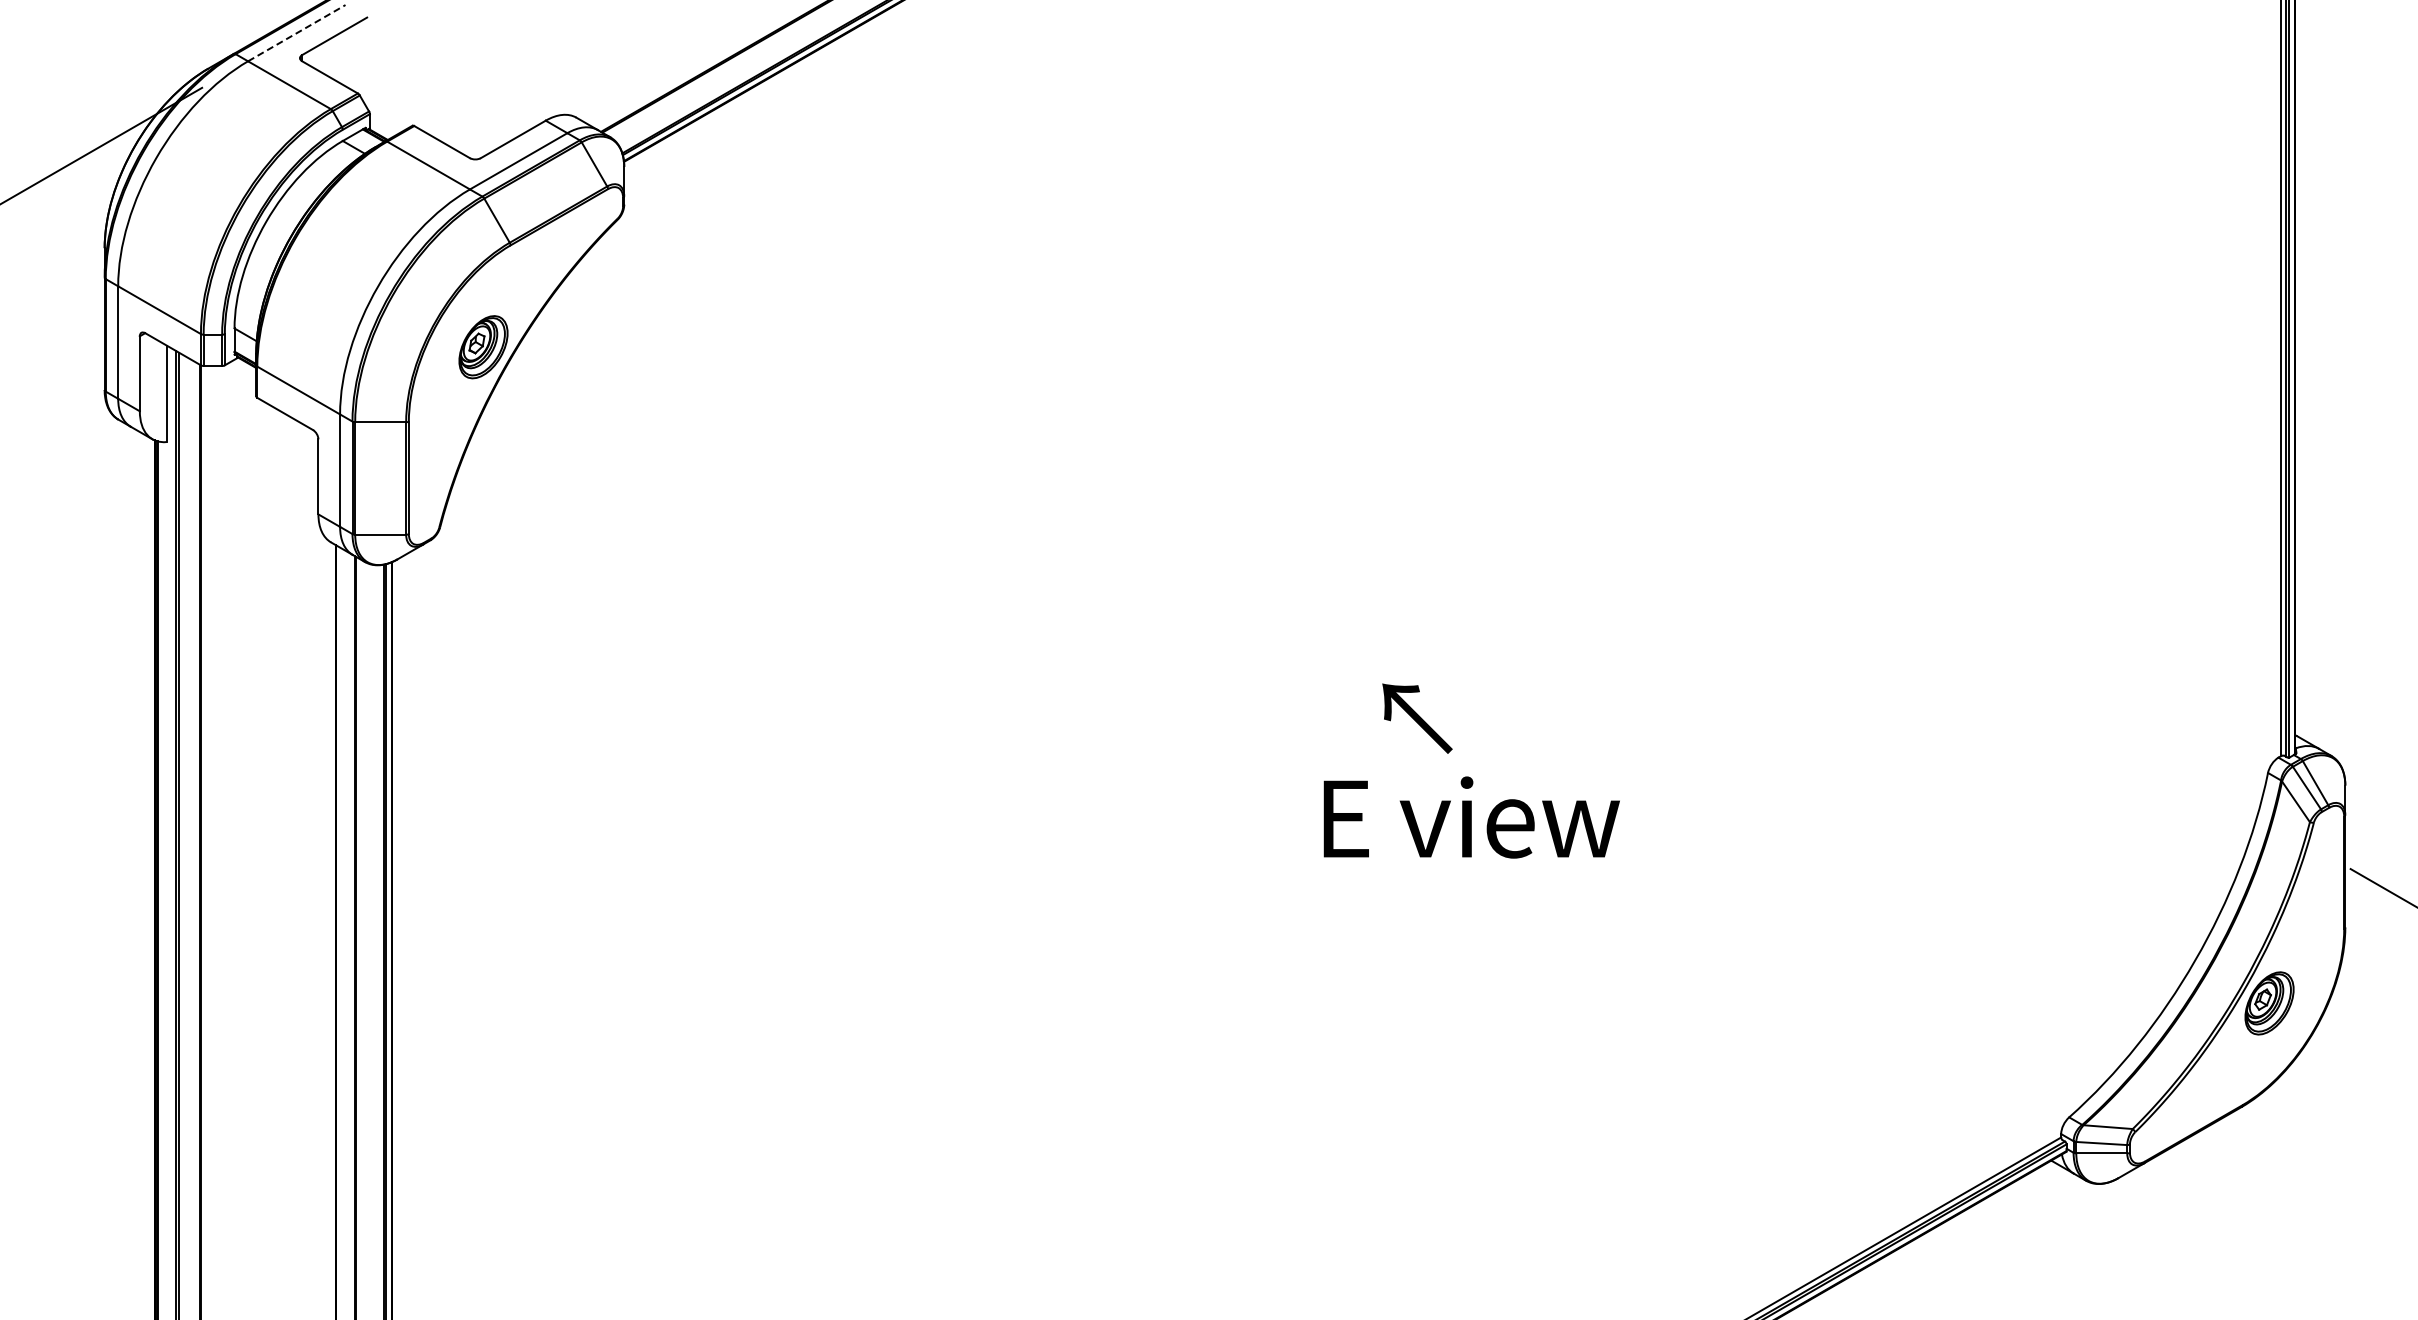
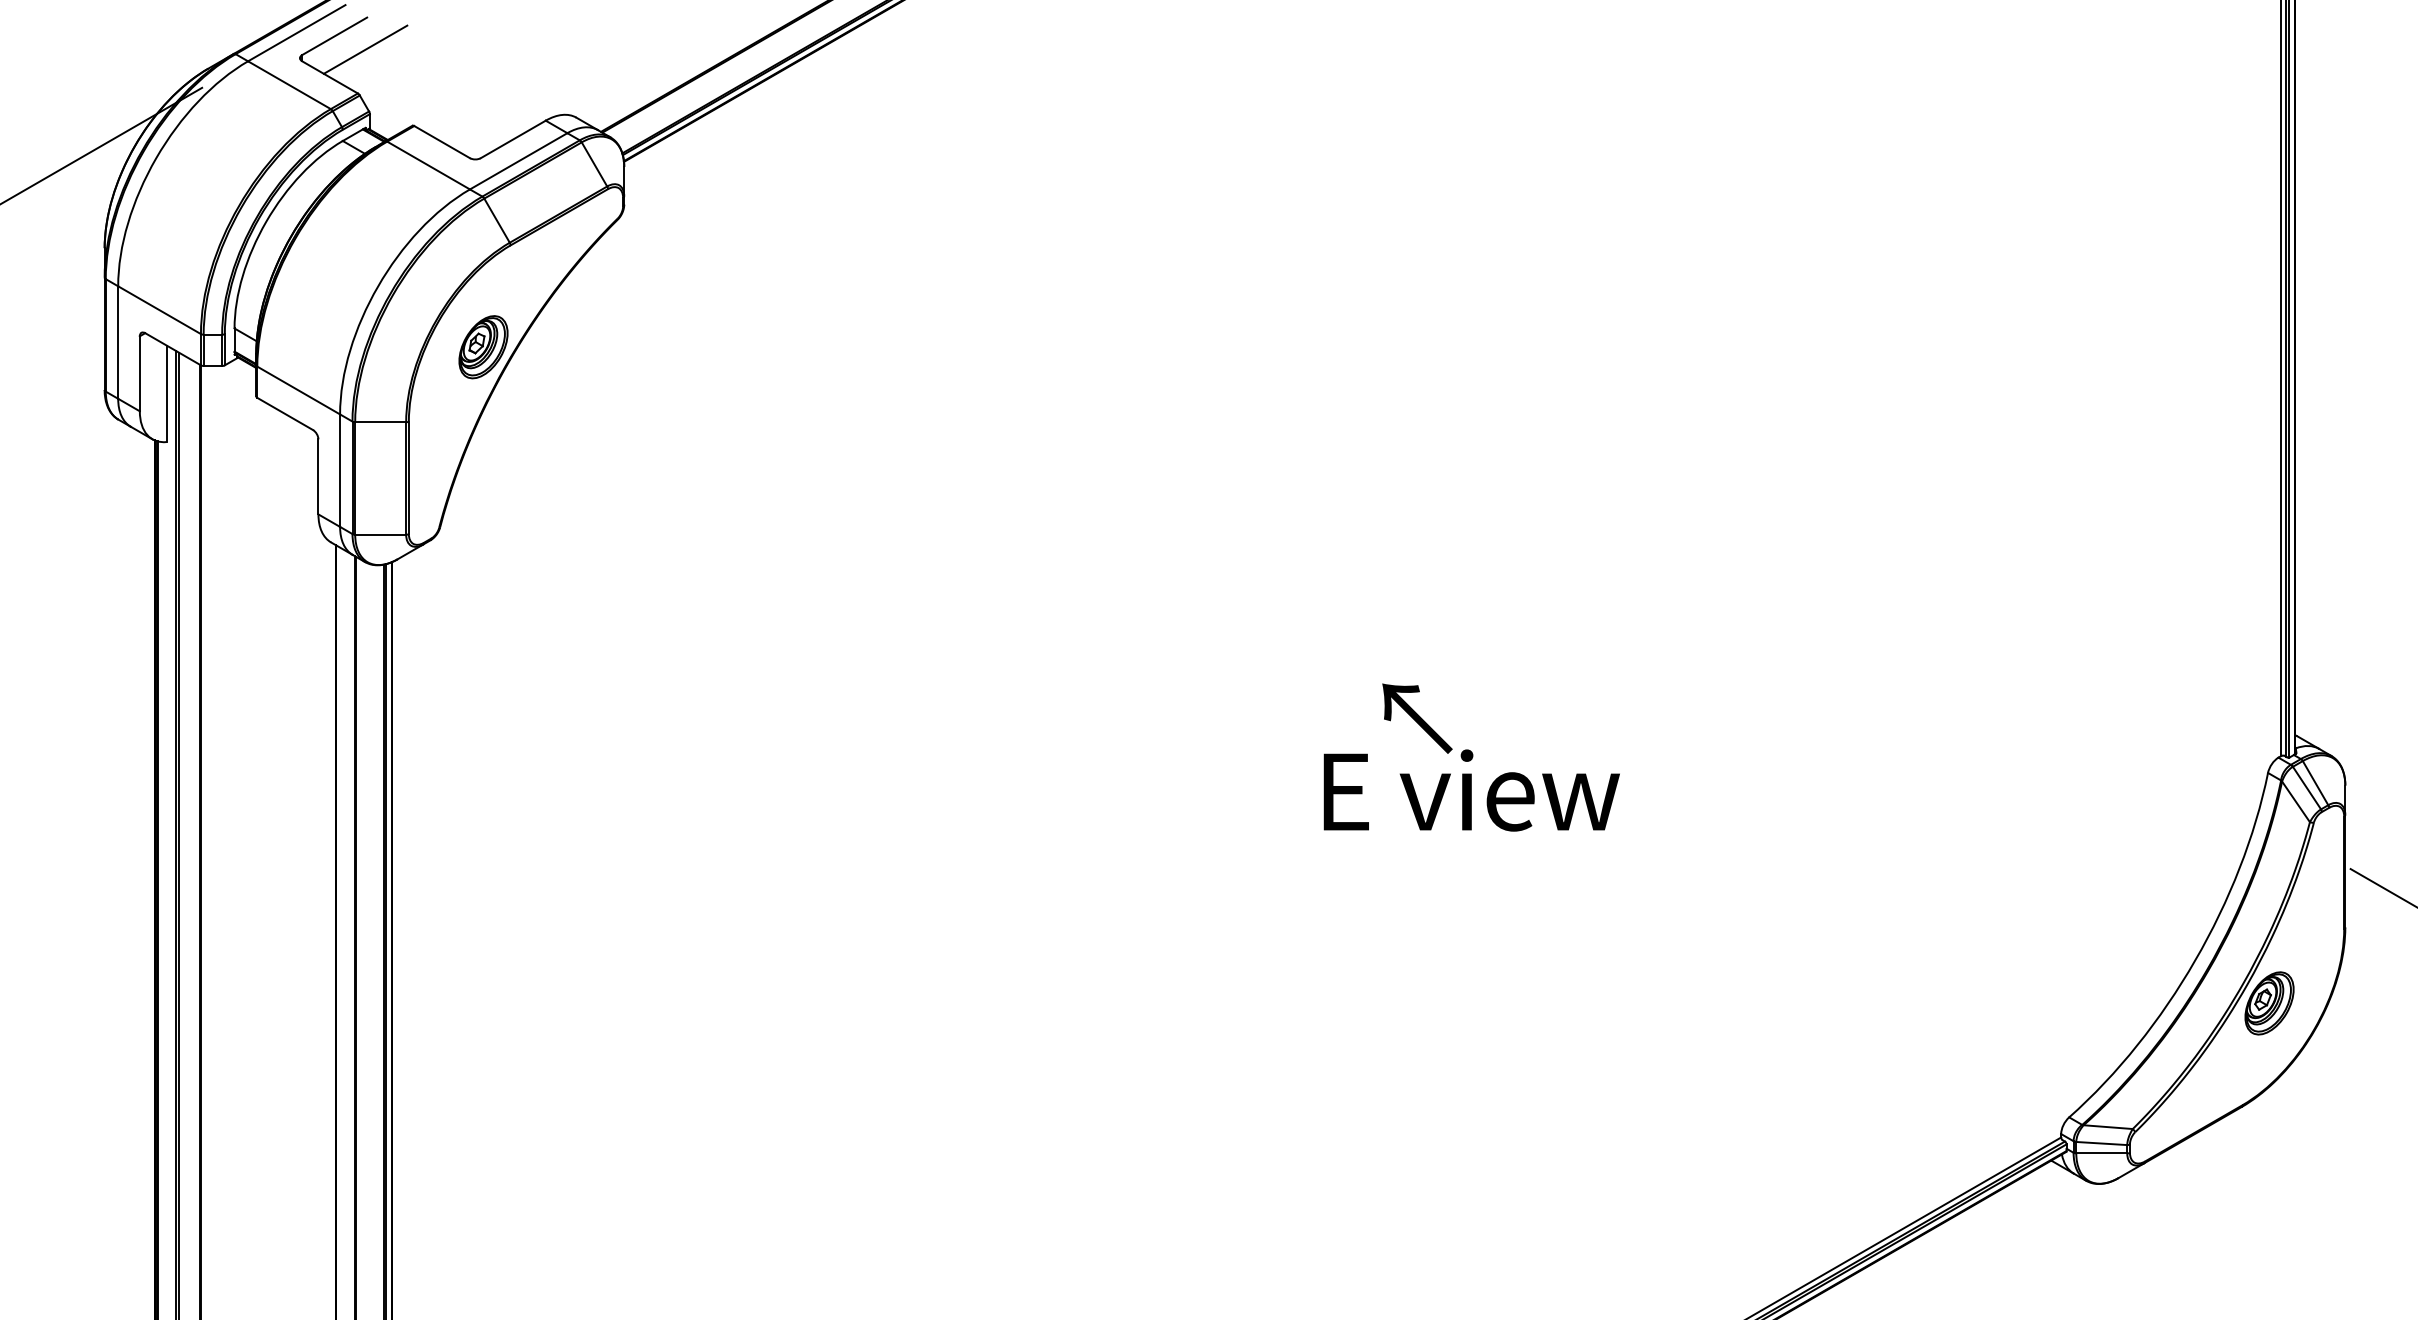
line: dashed -> solid (297, 32)
line: none -> present (365, 49)
text position: (1471, 817) -> (1471, 790) (1471, 790)
